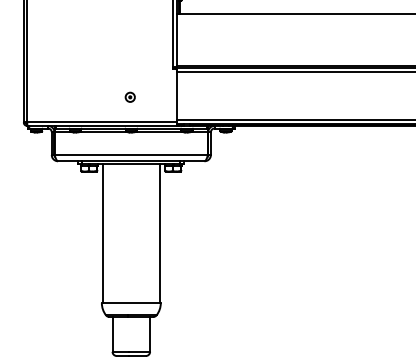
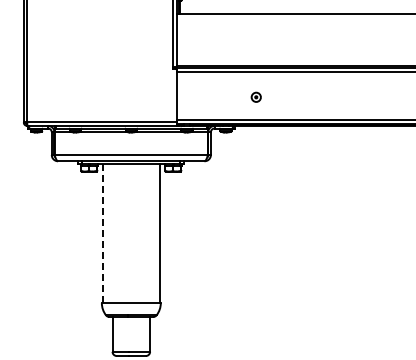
part position: (129, 96) -> (255, 96) (255, 96)
line: solid -> dashed (102, 233)
